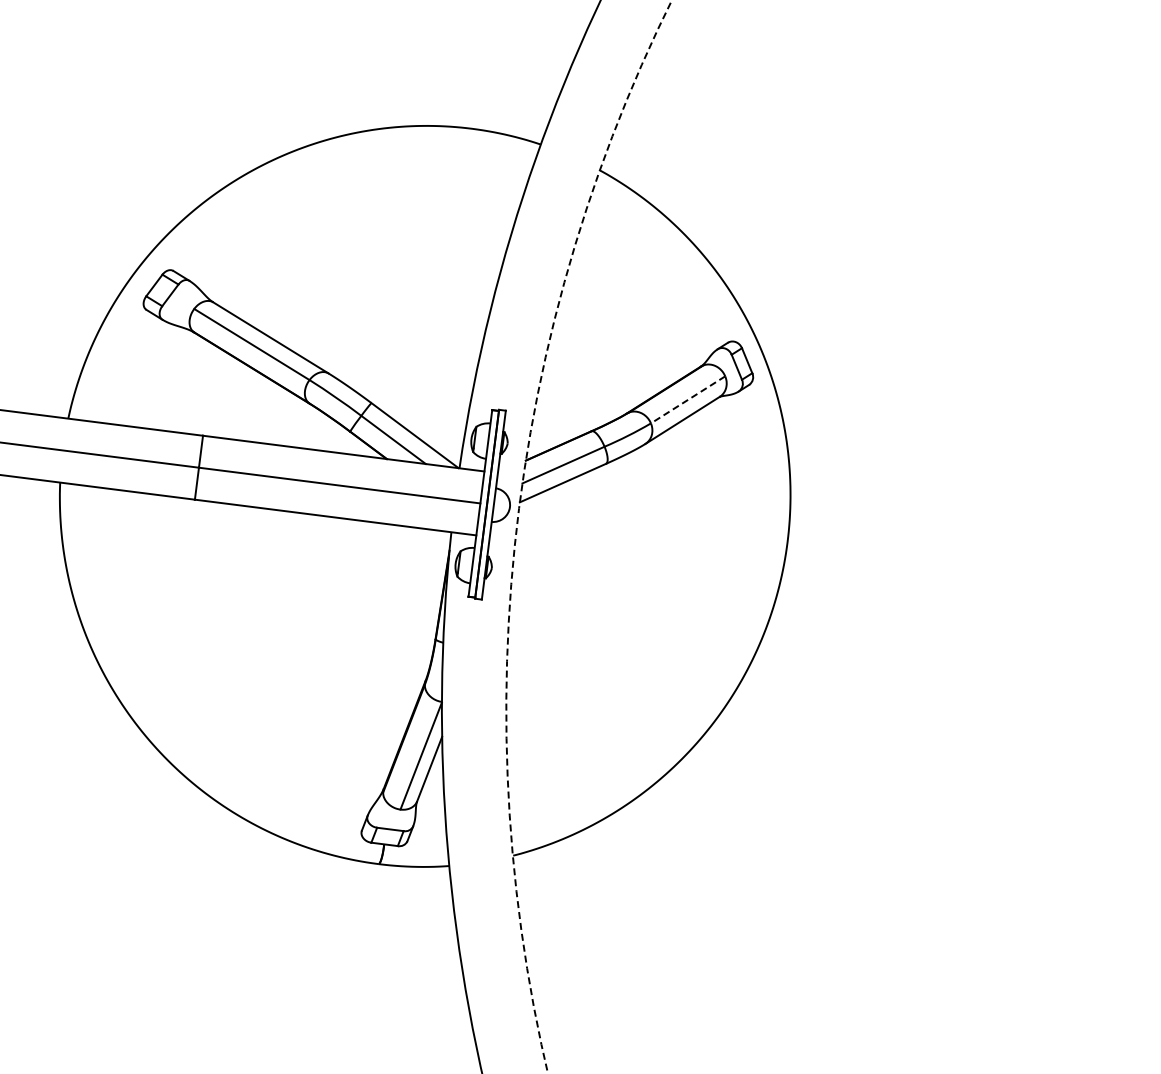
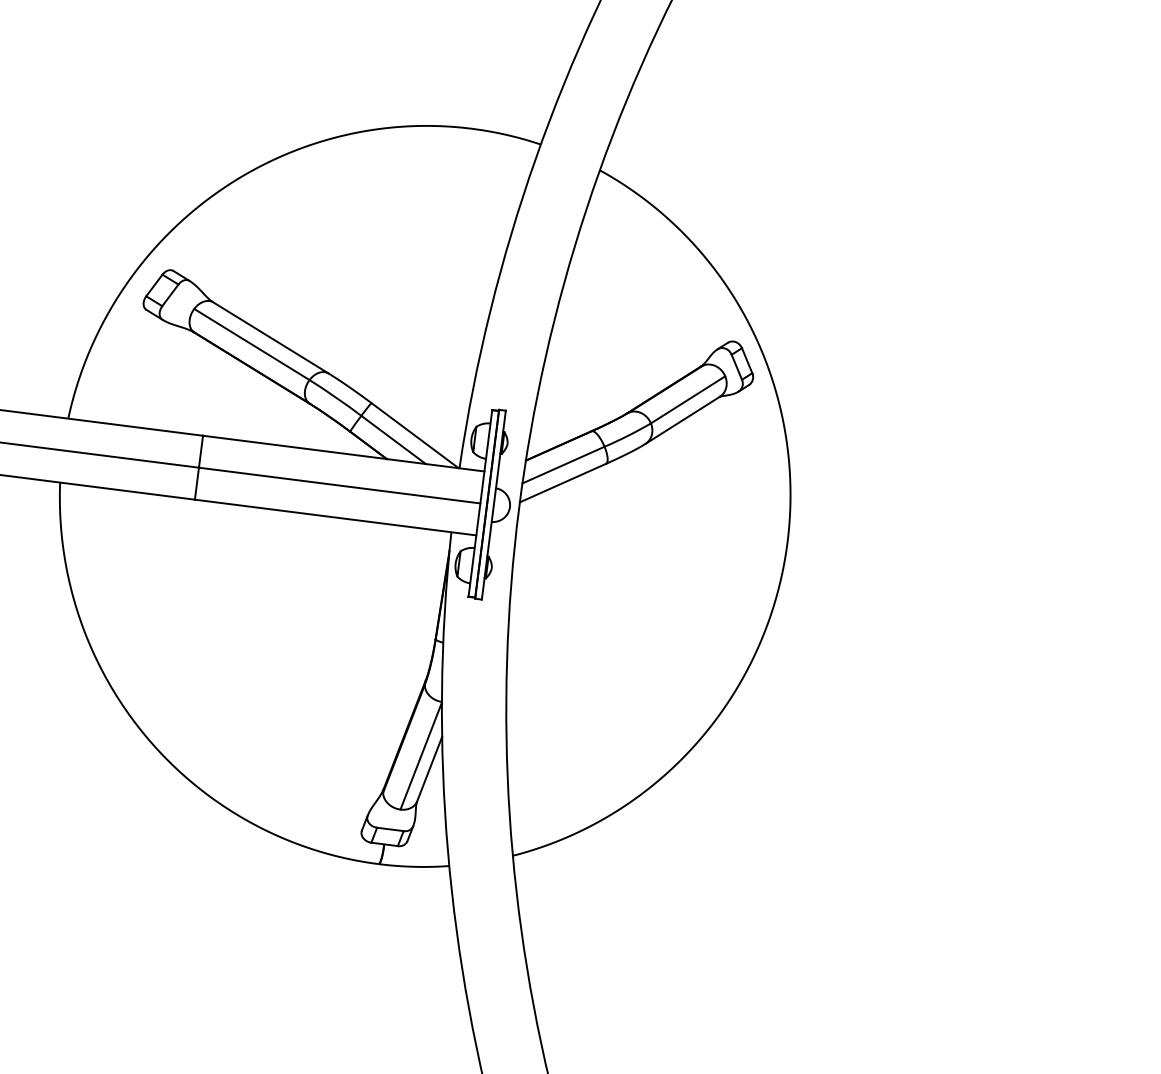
line: dashed -> solid (688, 399)
arc: dashed -> solid (517, 525)
